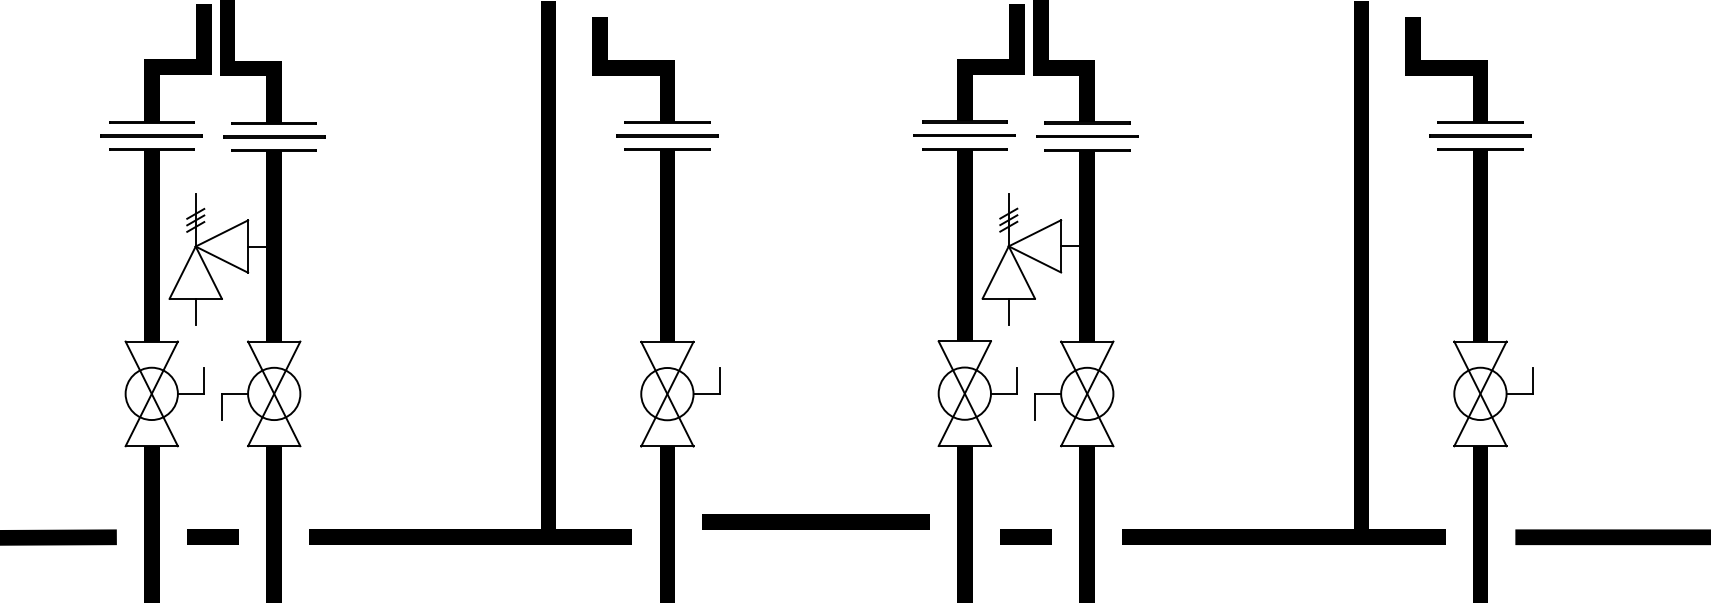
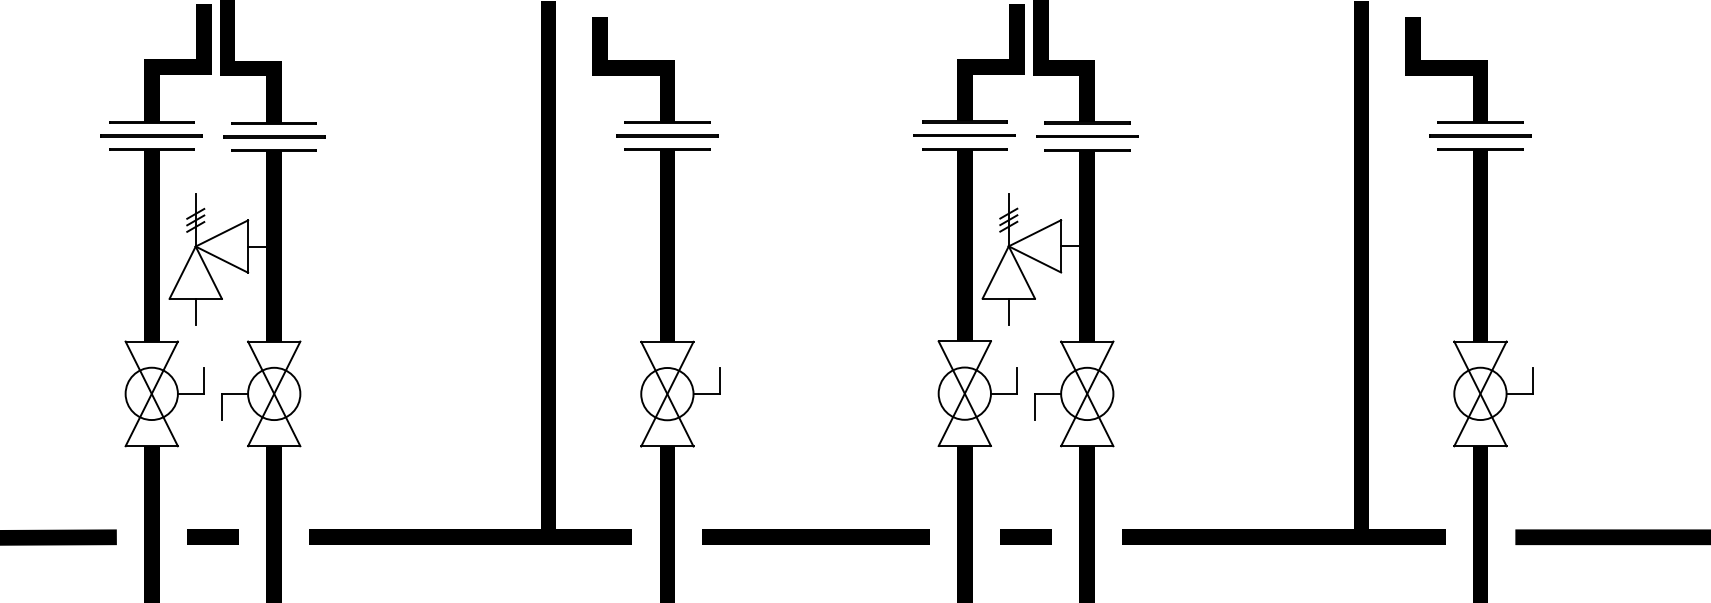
line position: (815, 521) -> (815, 536) (815, 536)
